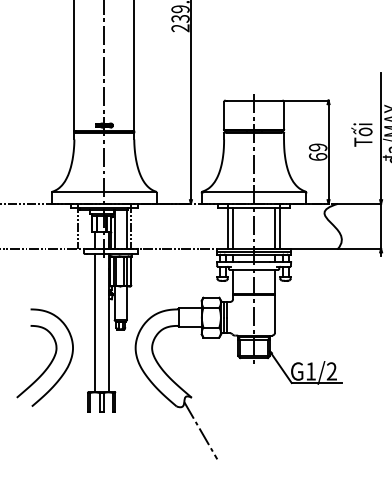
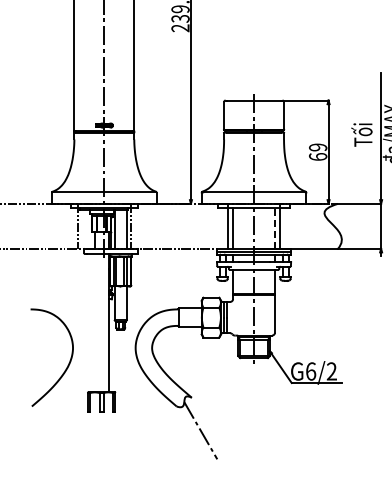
line: solid -> dashed (275, 228)
line: present -> none (94, 322)
curve: present -> none (46, 367)
text: G1/2 -> G6/2 (311, 371)
